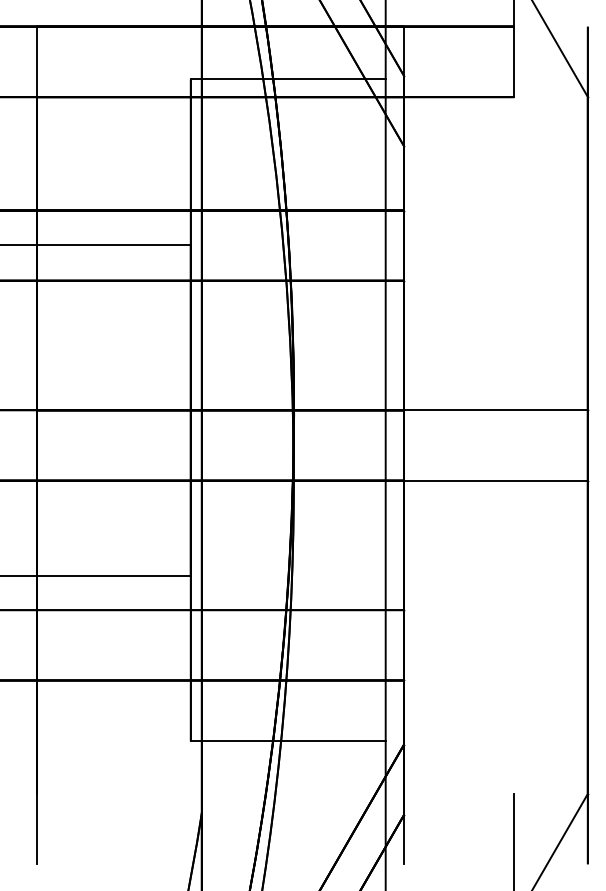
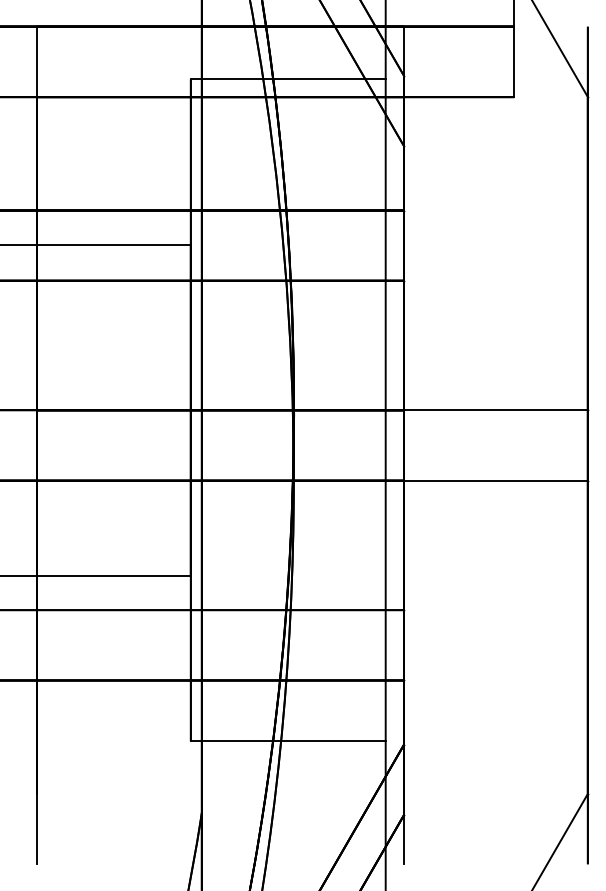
line: present -> none (514, 840)
